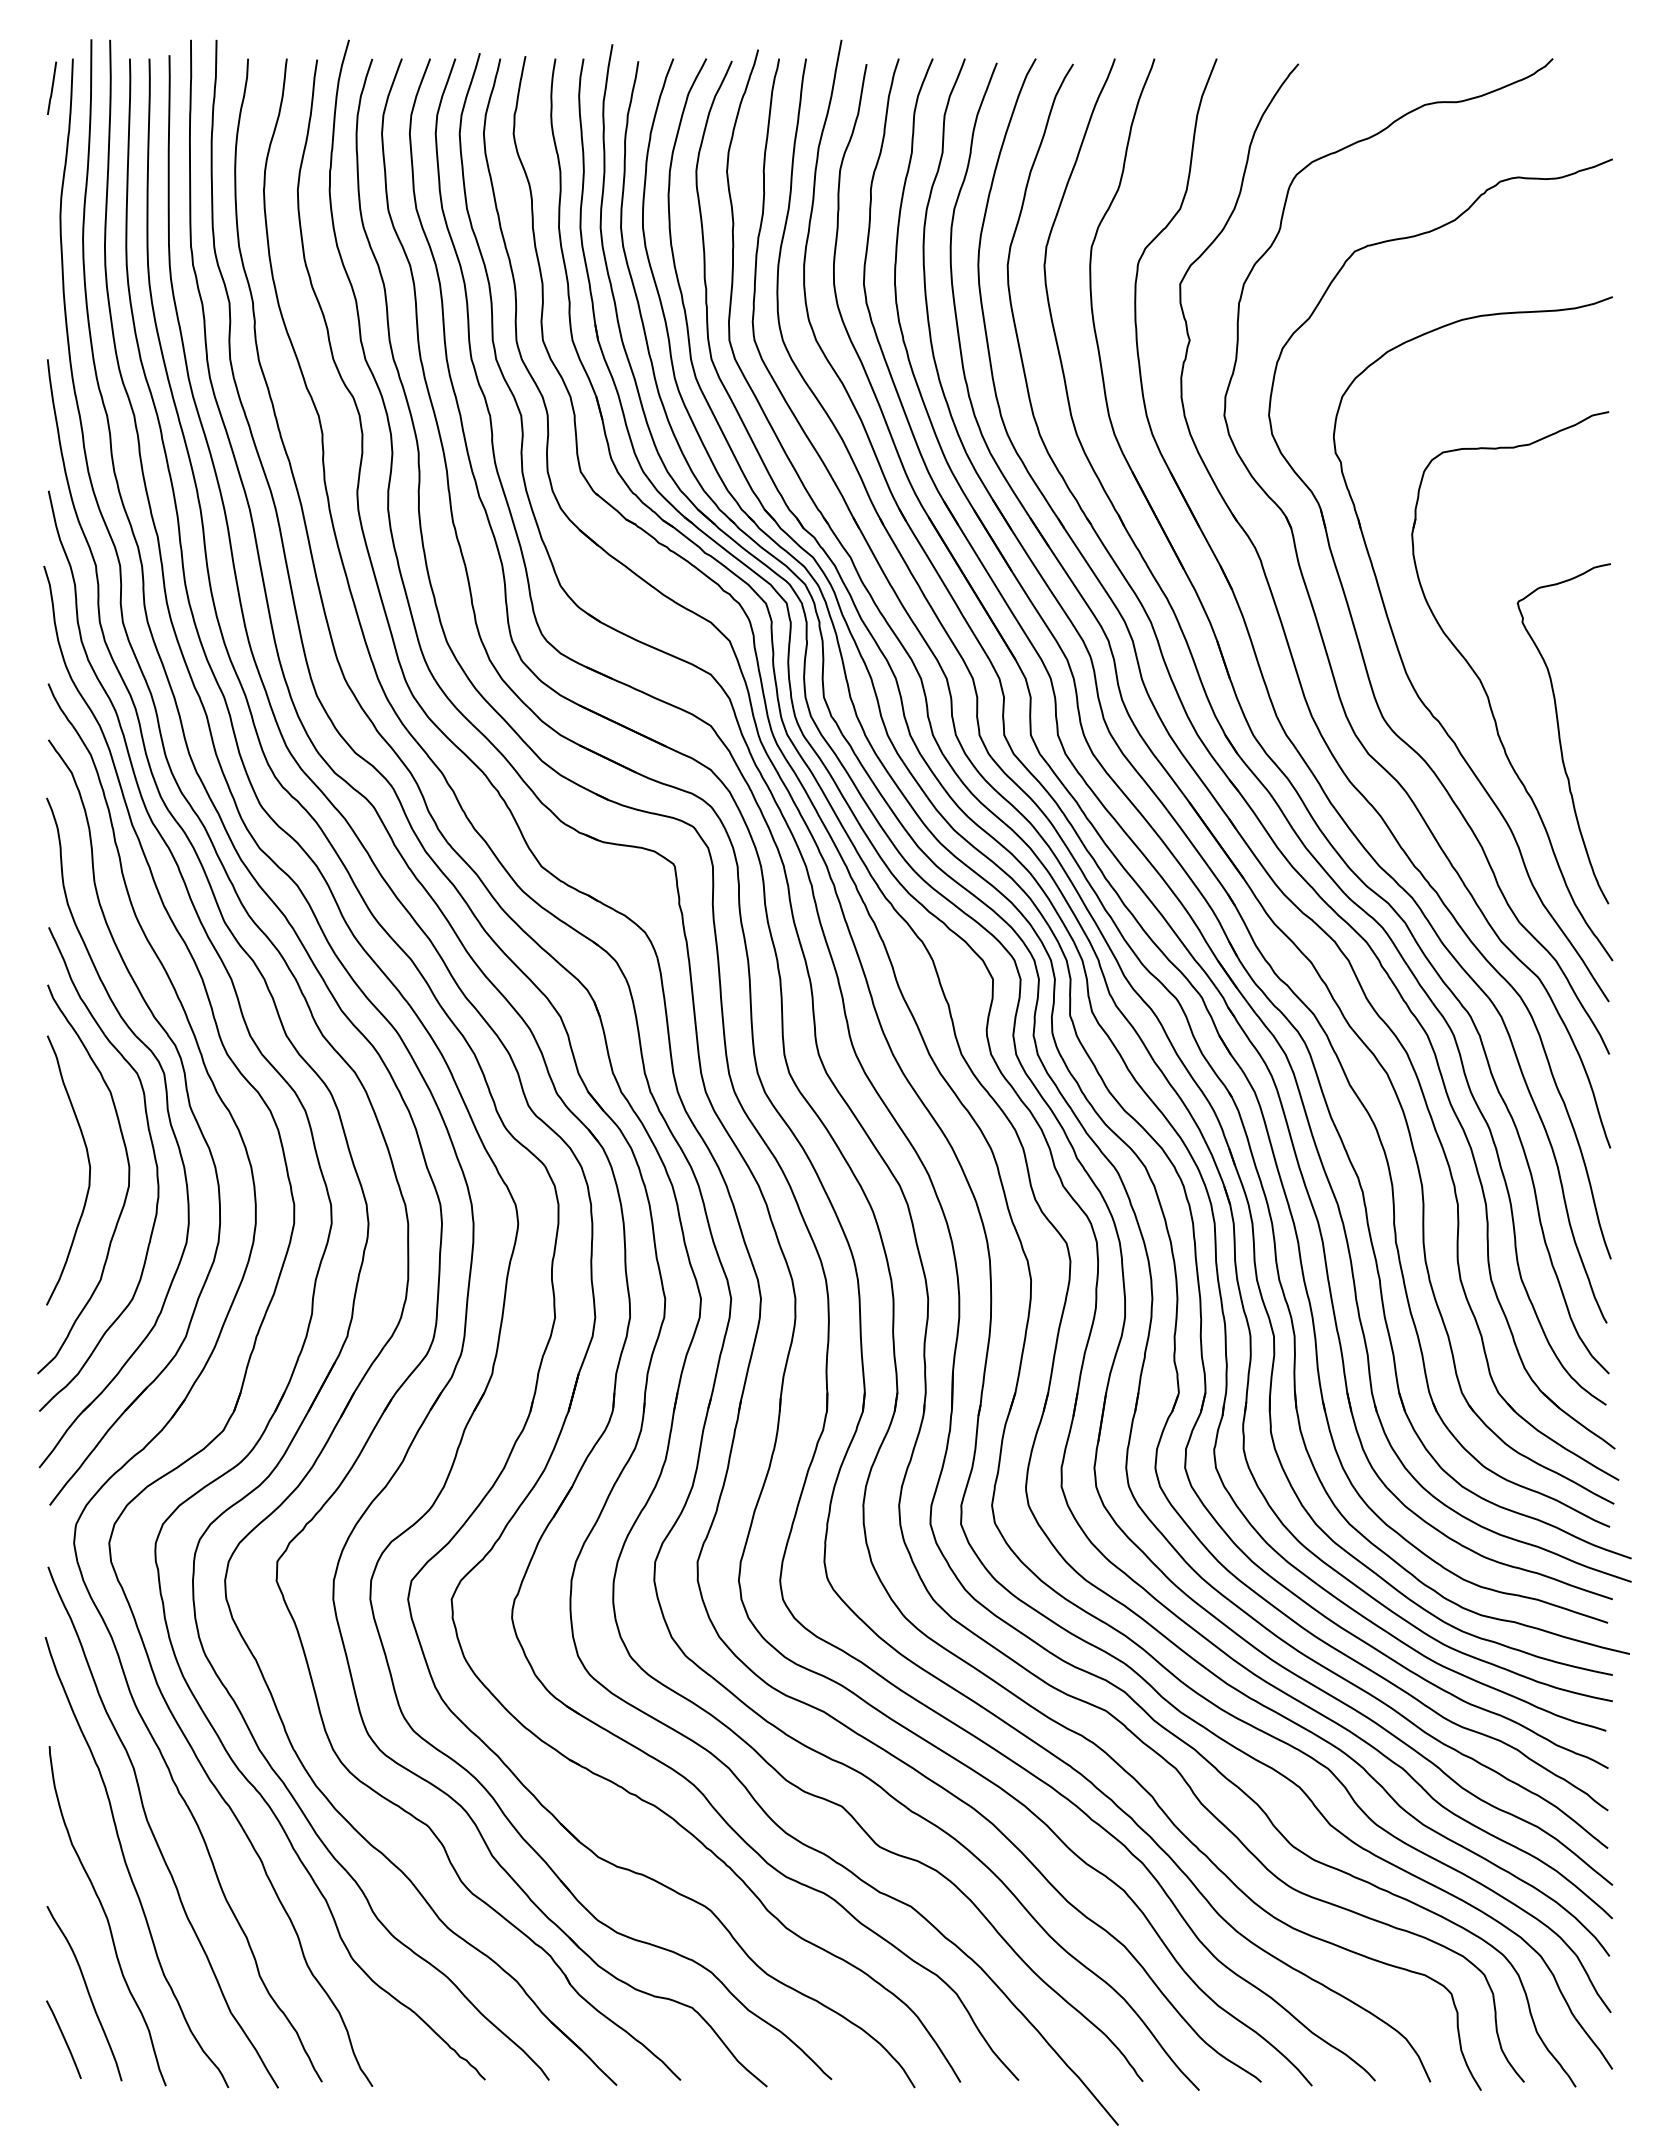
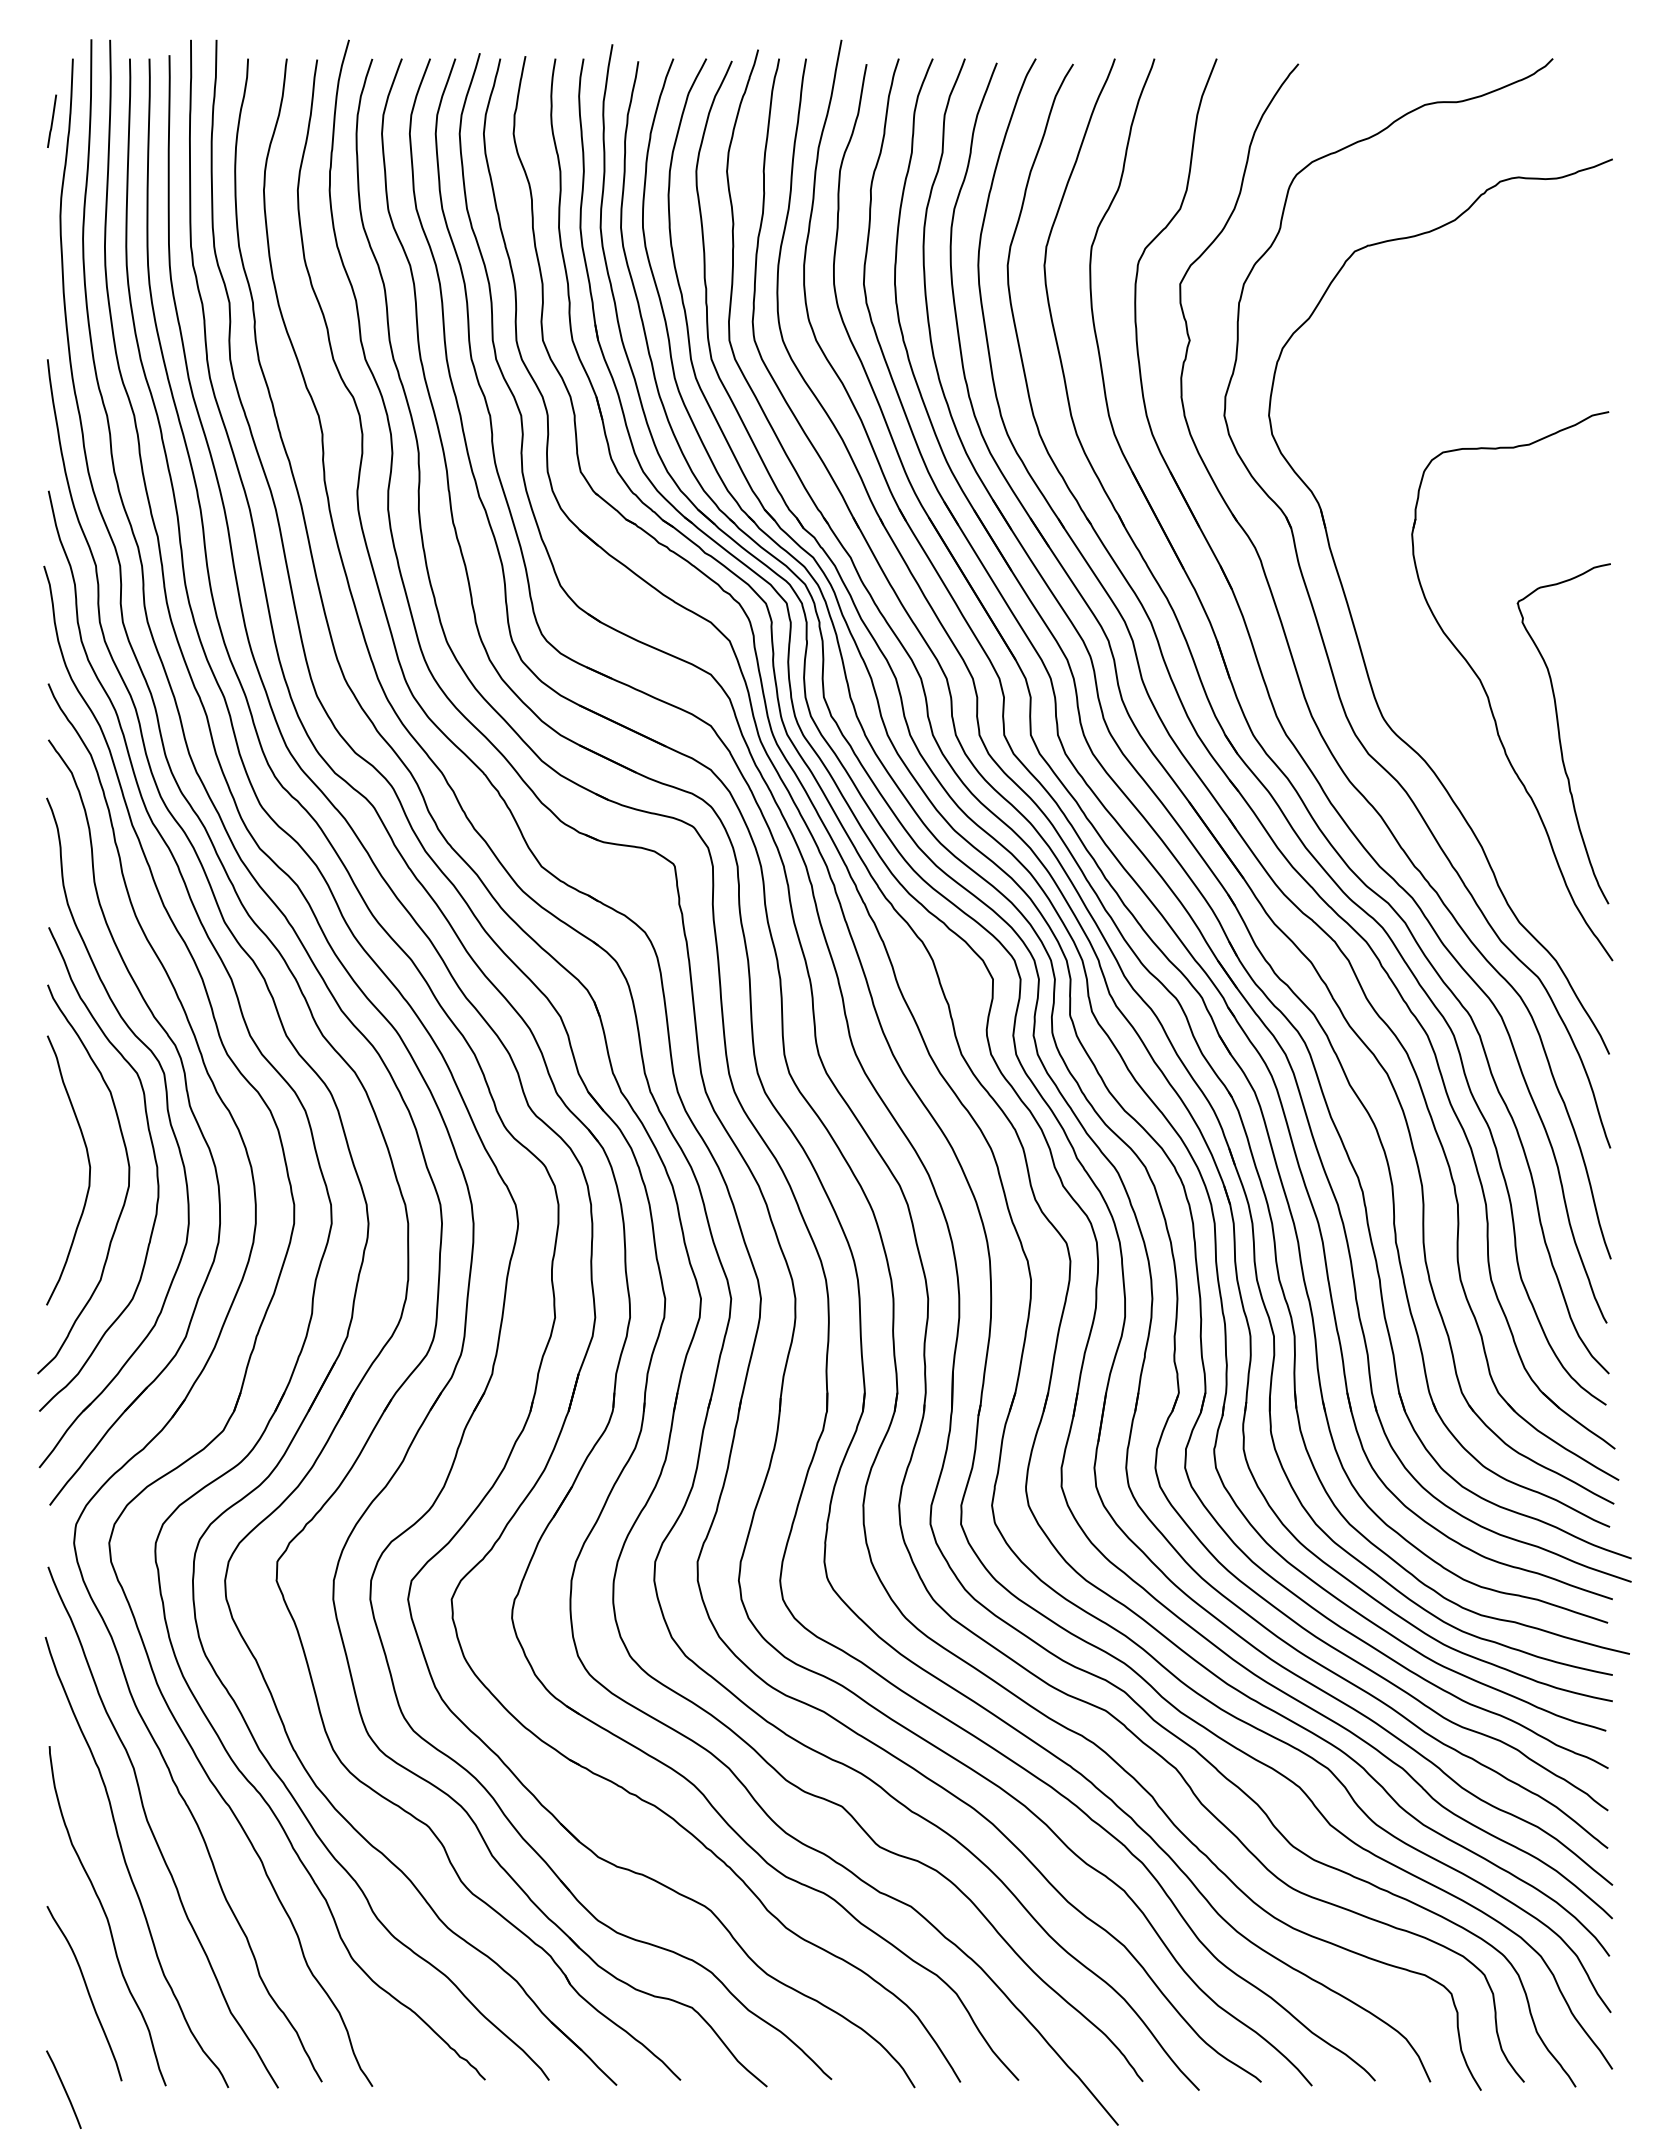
line position: (52, 87) -> (52, 120) (52, 120)
part: present -> none (1410, 679)
line position: (63, 2039) -> (63, 2089) (63, 2089)
